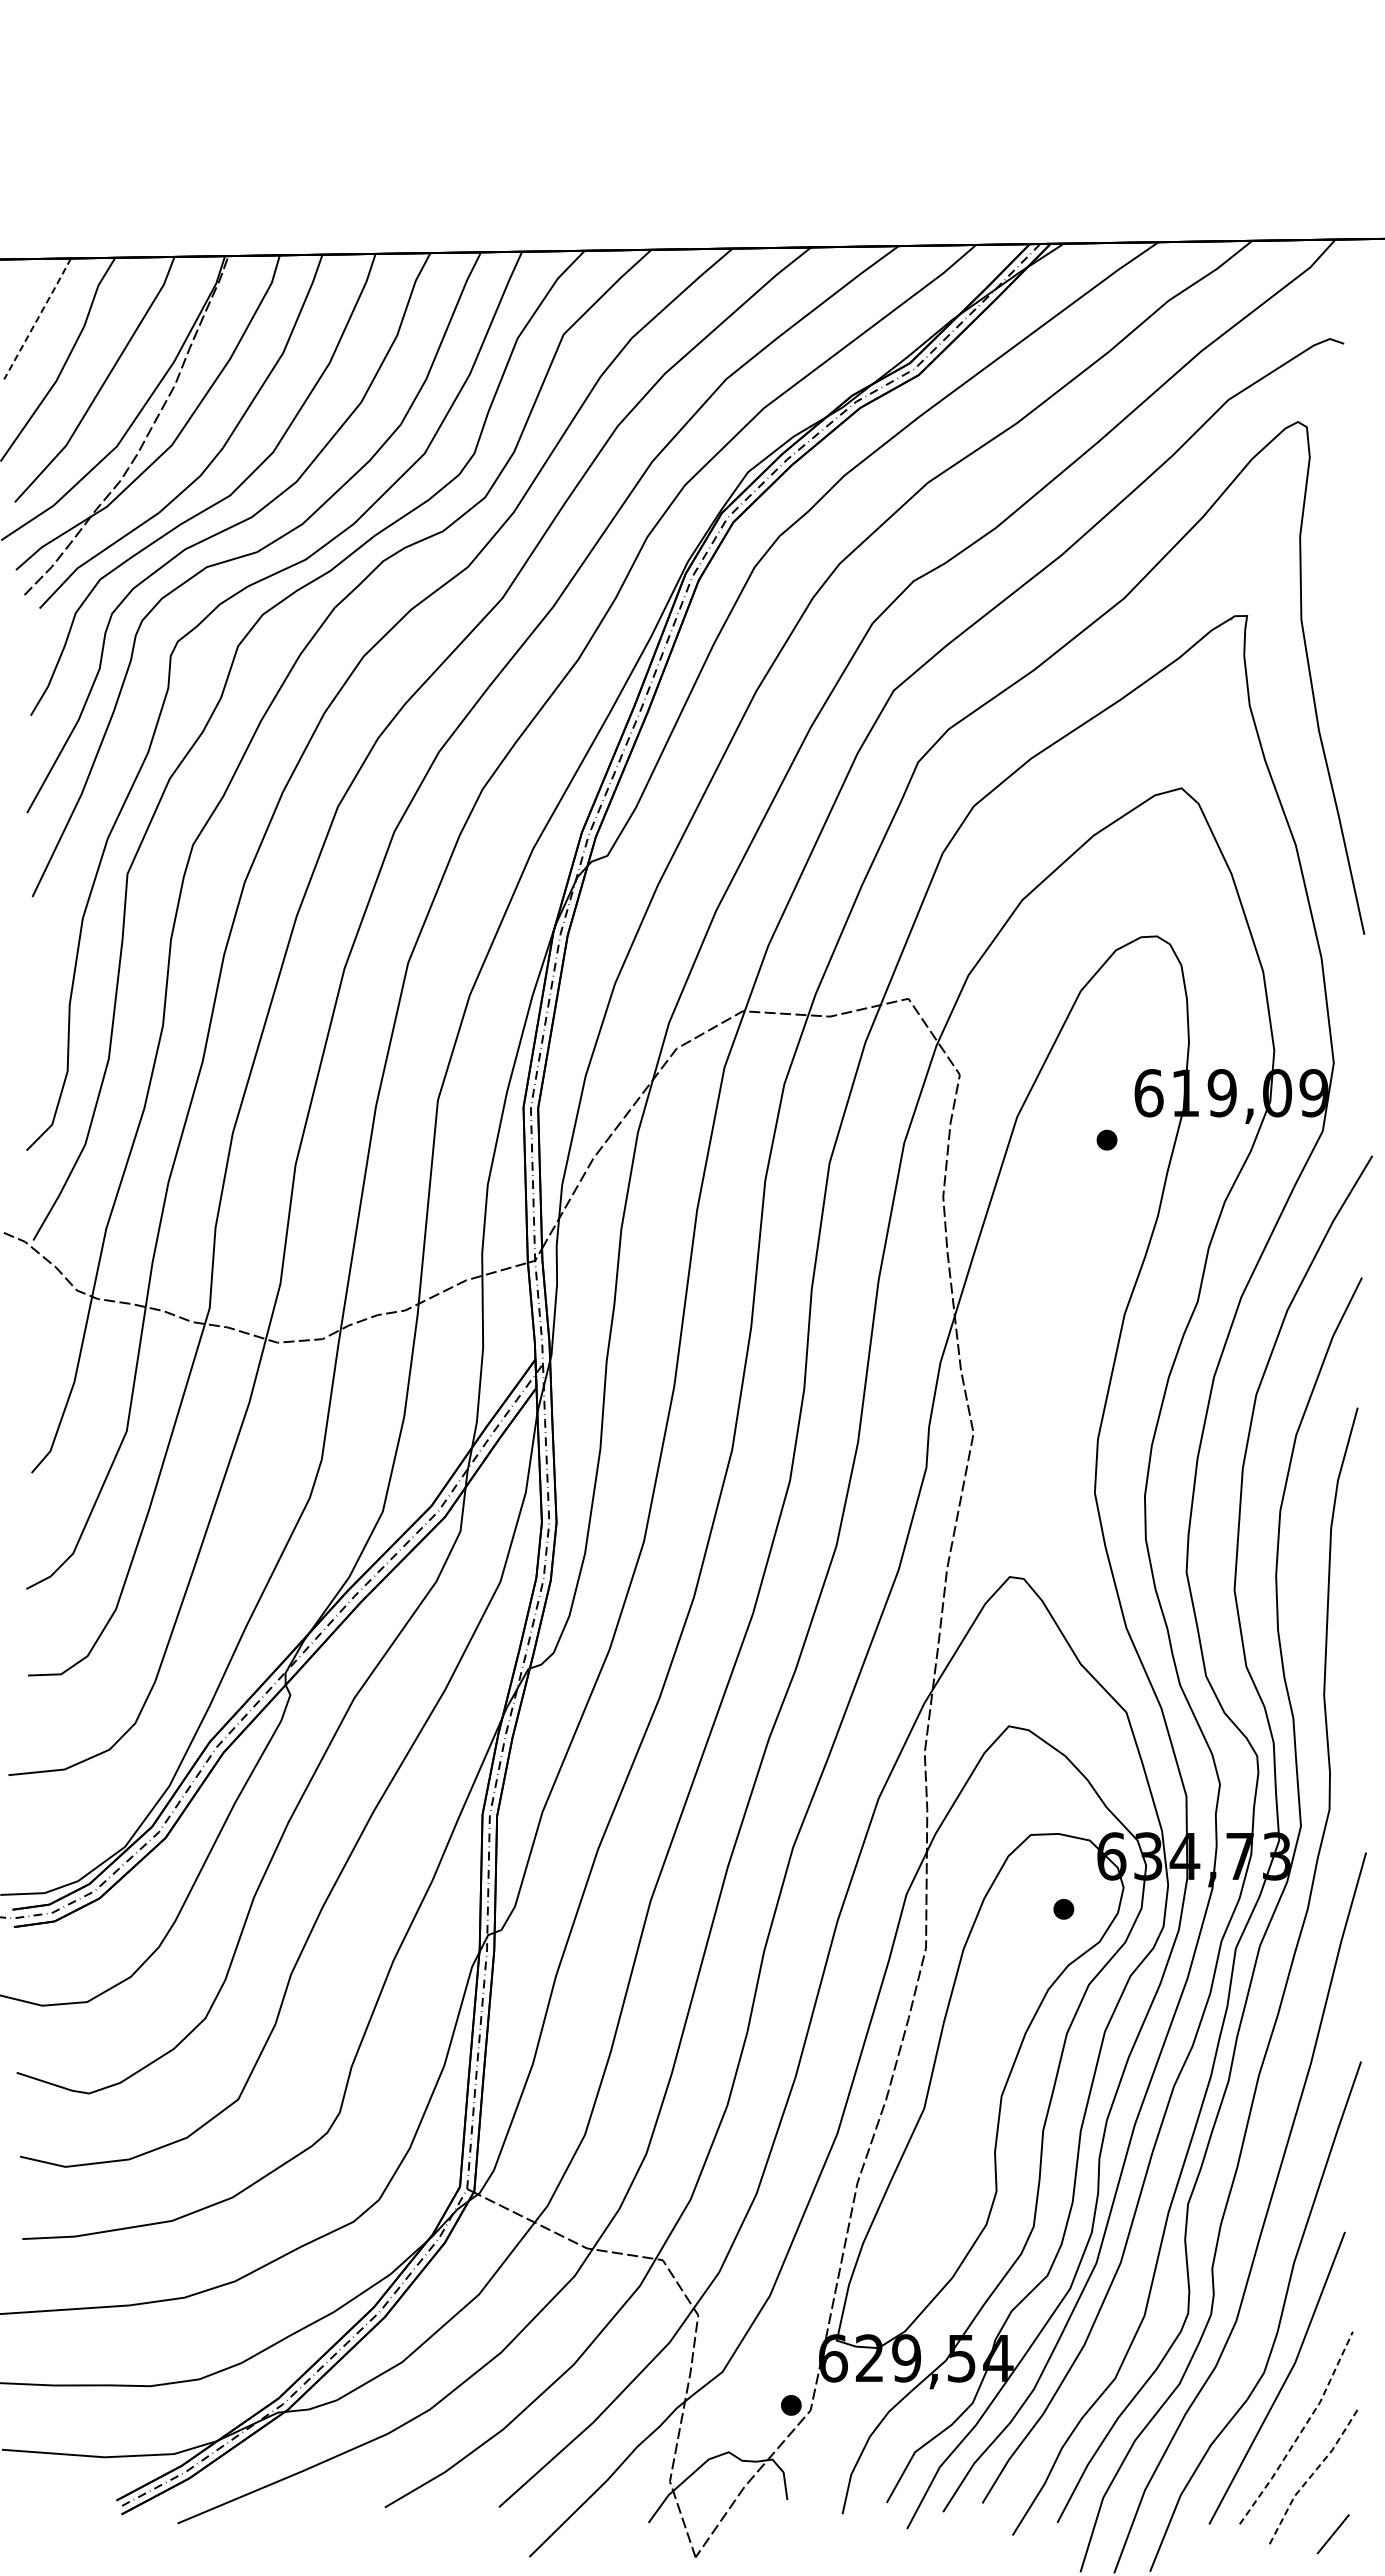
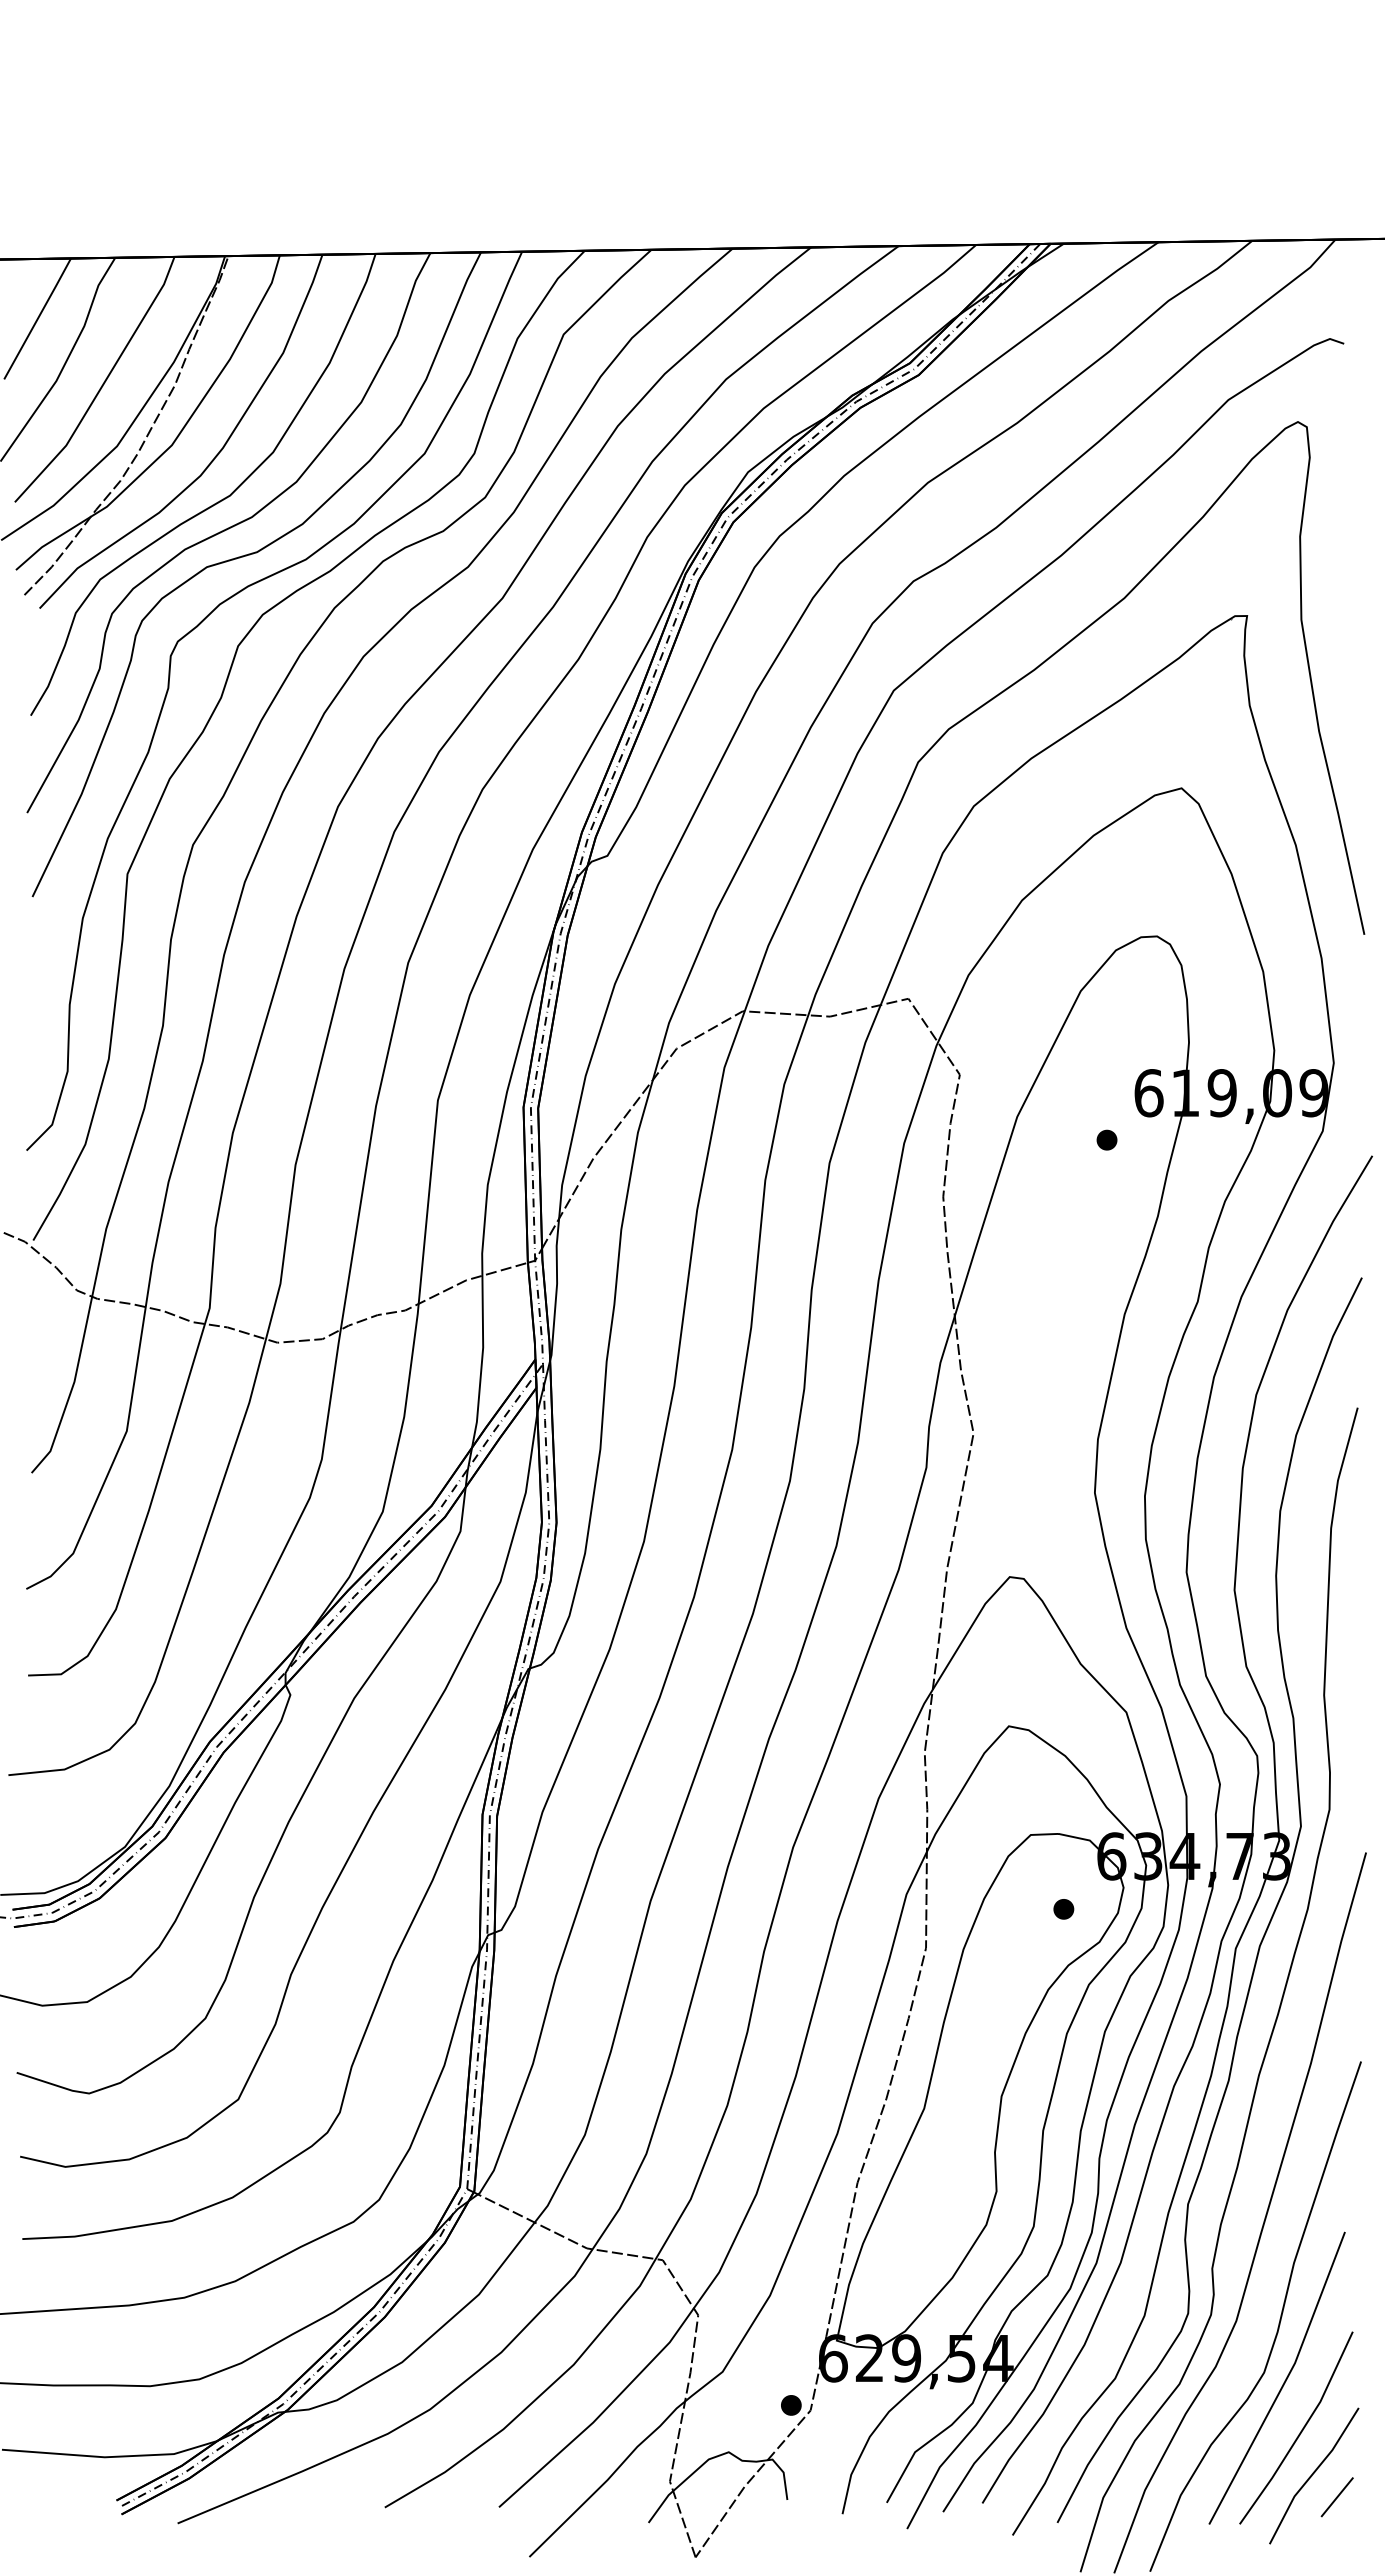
line: dashed -> solid (38, 318)
line: dashed -> solid (1301, 2431)
line: dashed -> solid (1312, 2474)
line position: (1332, 2534) -> (1336, 2497) (1336, 2497)
